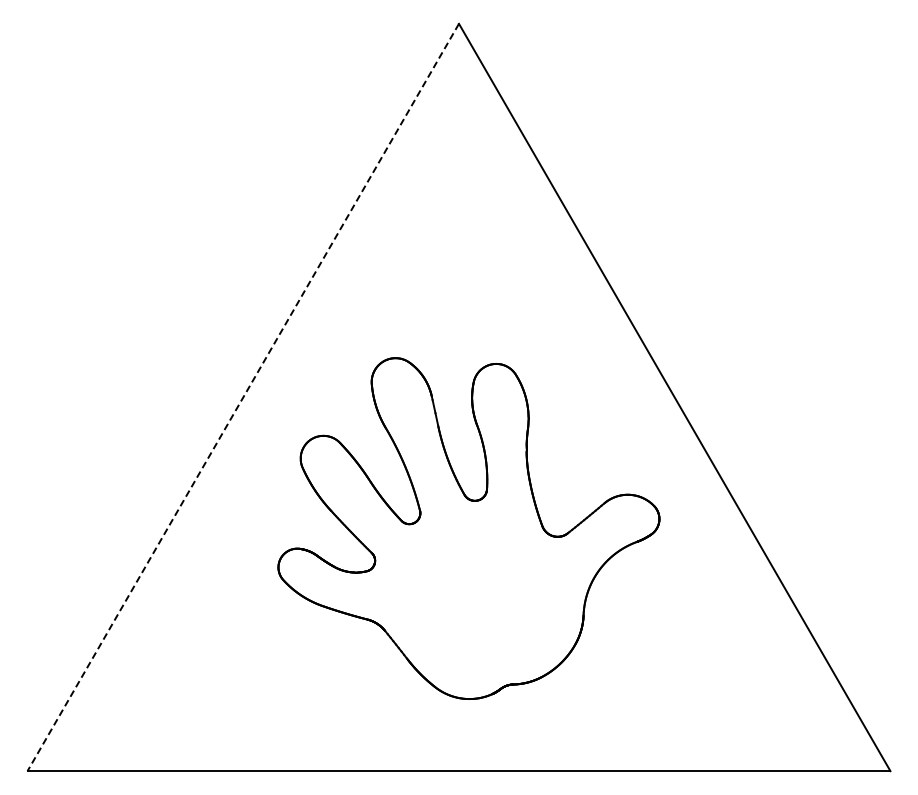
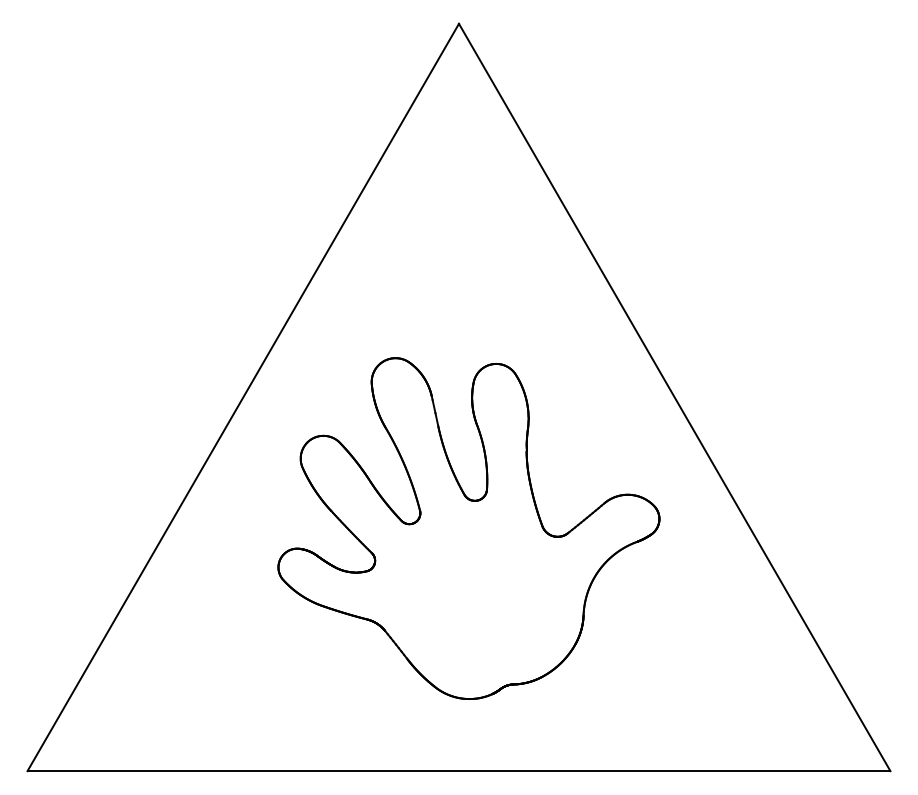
line: dashed -> solid (243, 397)
